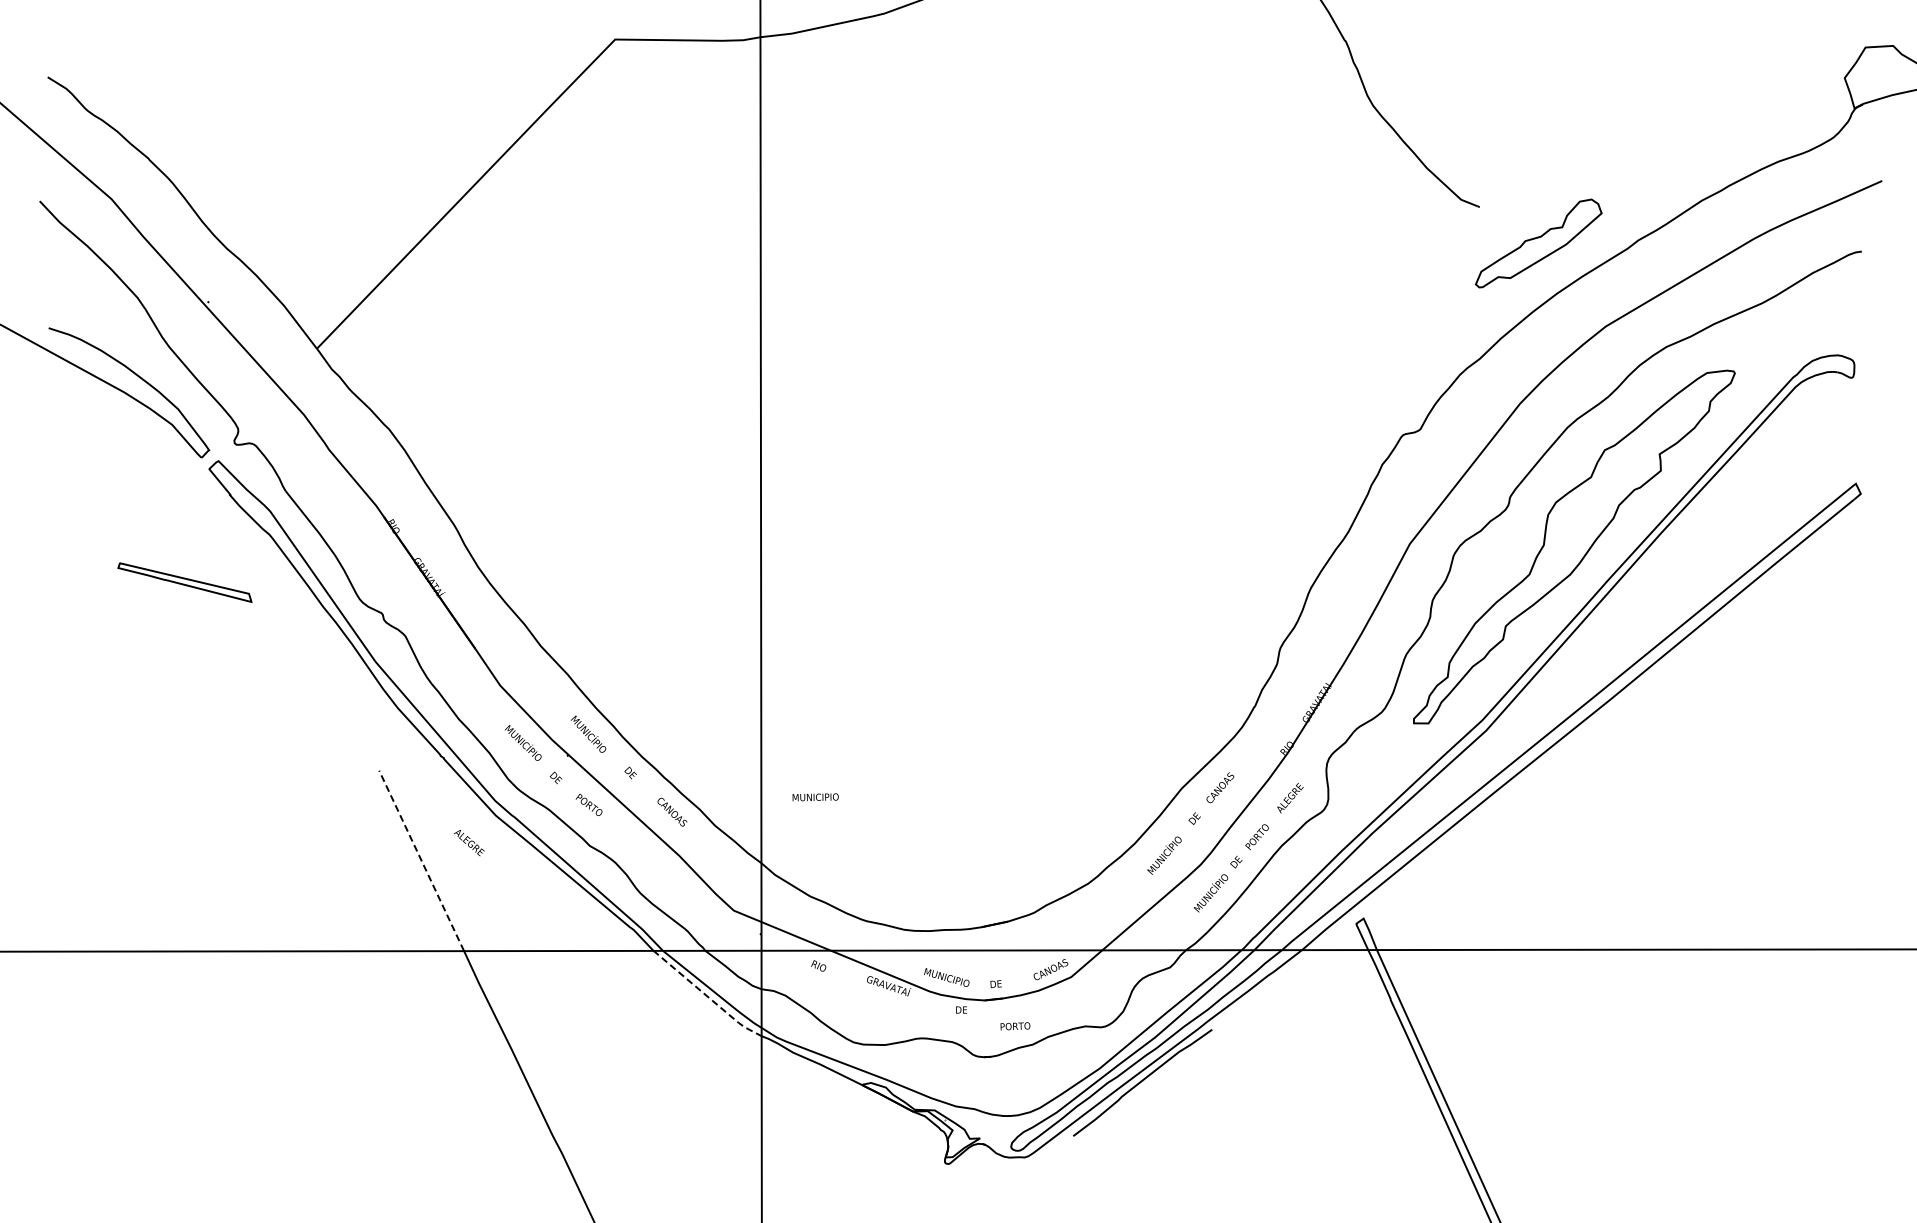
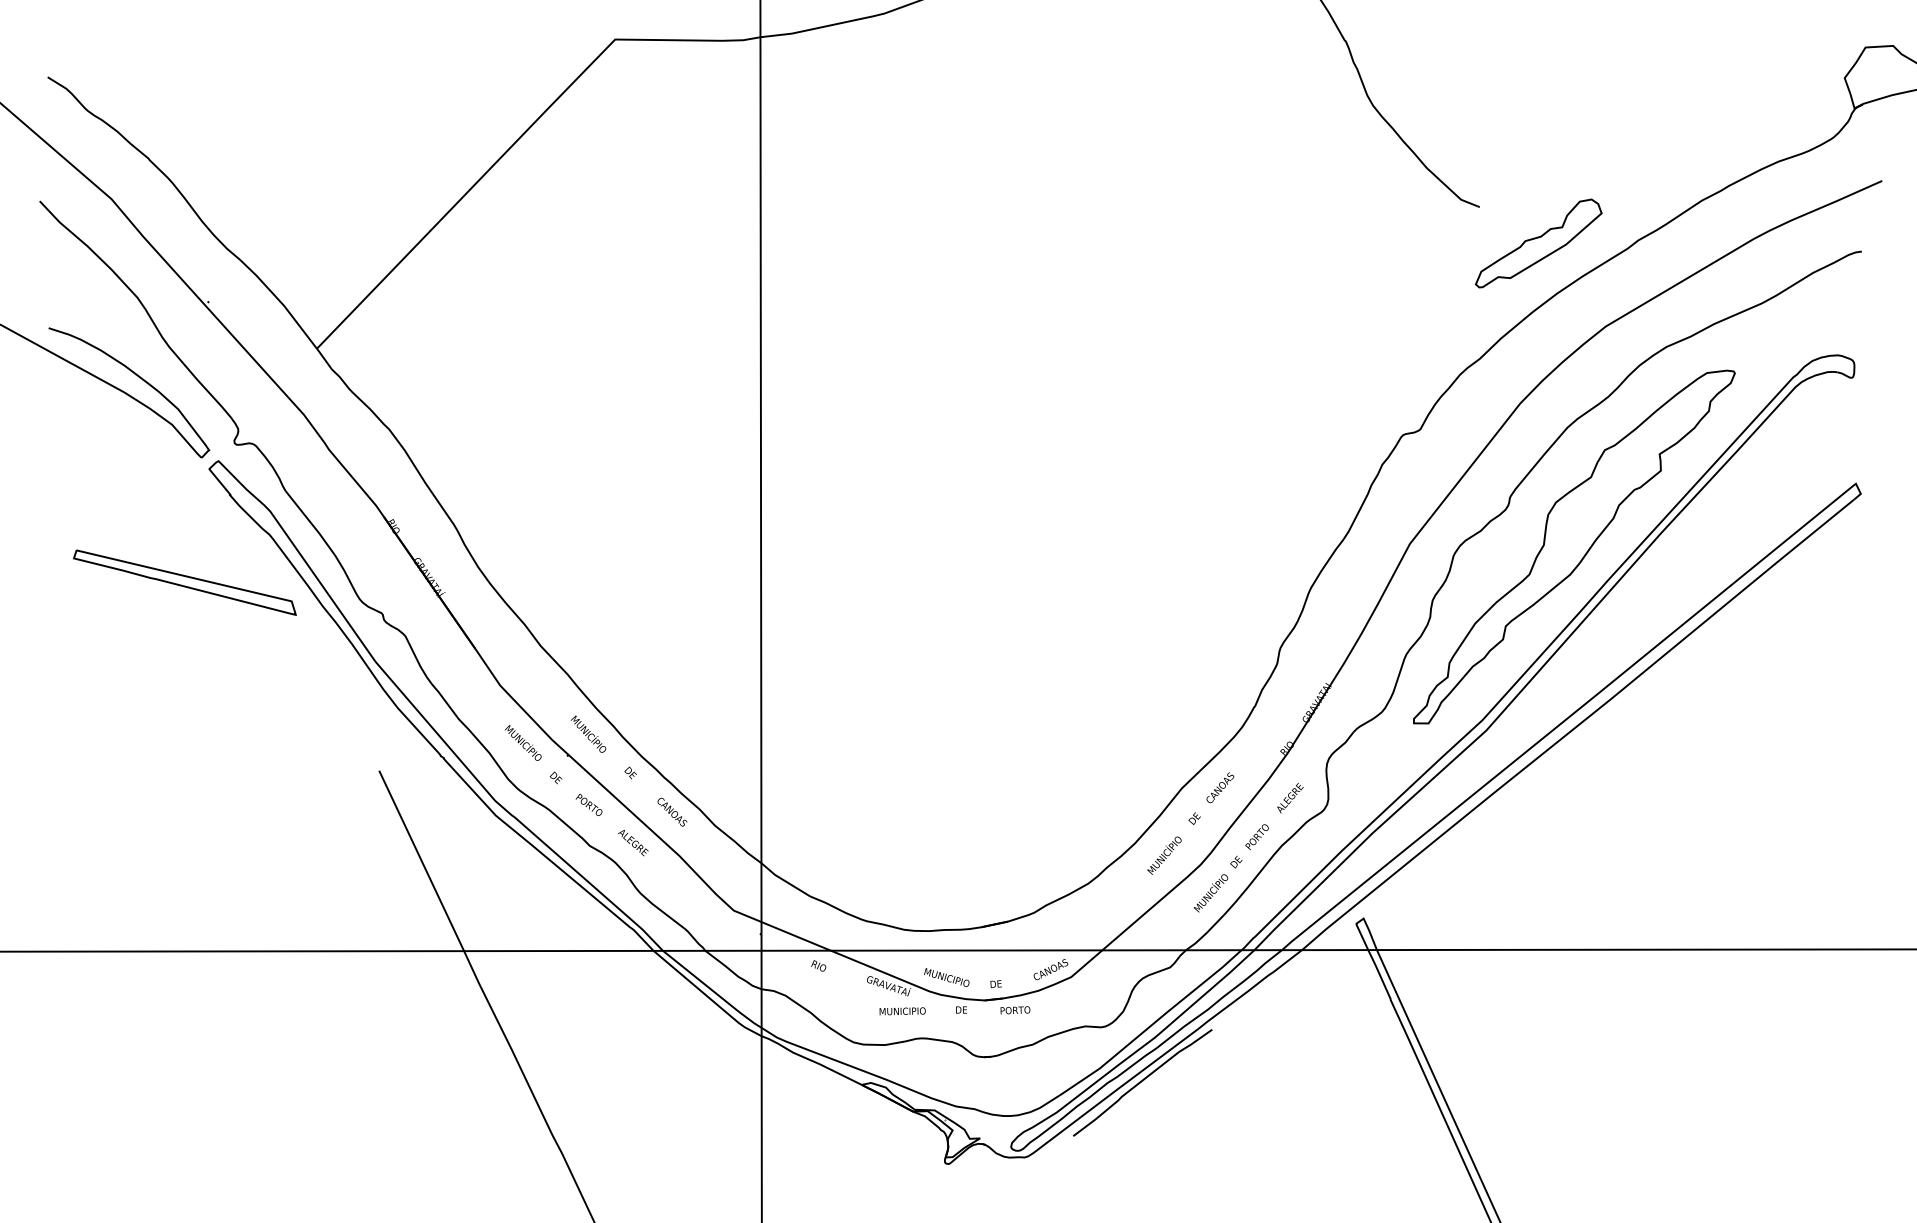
part size: 136x41 px -> 224x67 px (184, 582)
text position: (815, 797) -> (902, 1011) (902, 1011)
text position: (469, 843) -> (633, 843) (633, 843)
line: dashed -> solid (421, 860)
line: dashed -> solid (707, 996)
text position: (1015, 1026) -> (1015, 1010) (1015, 1010)
